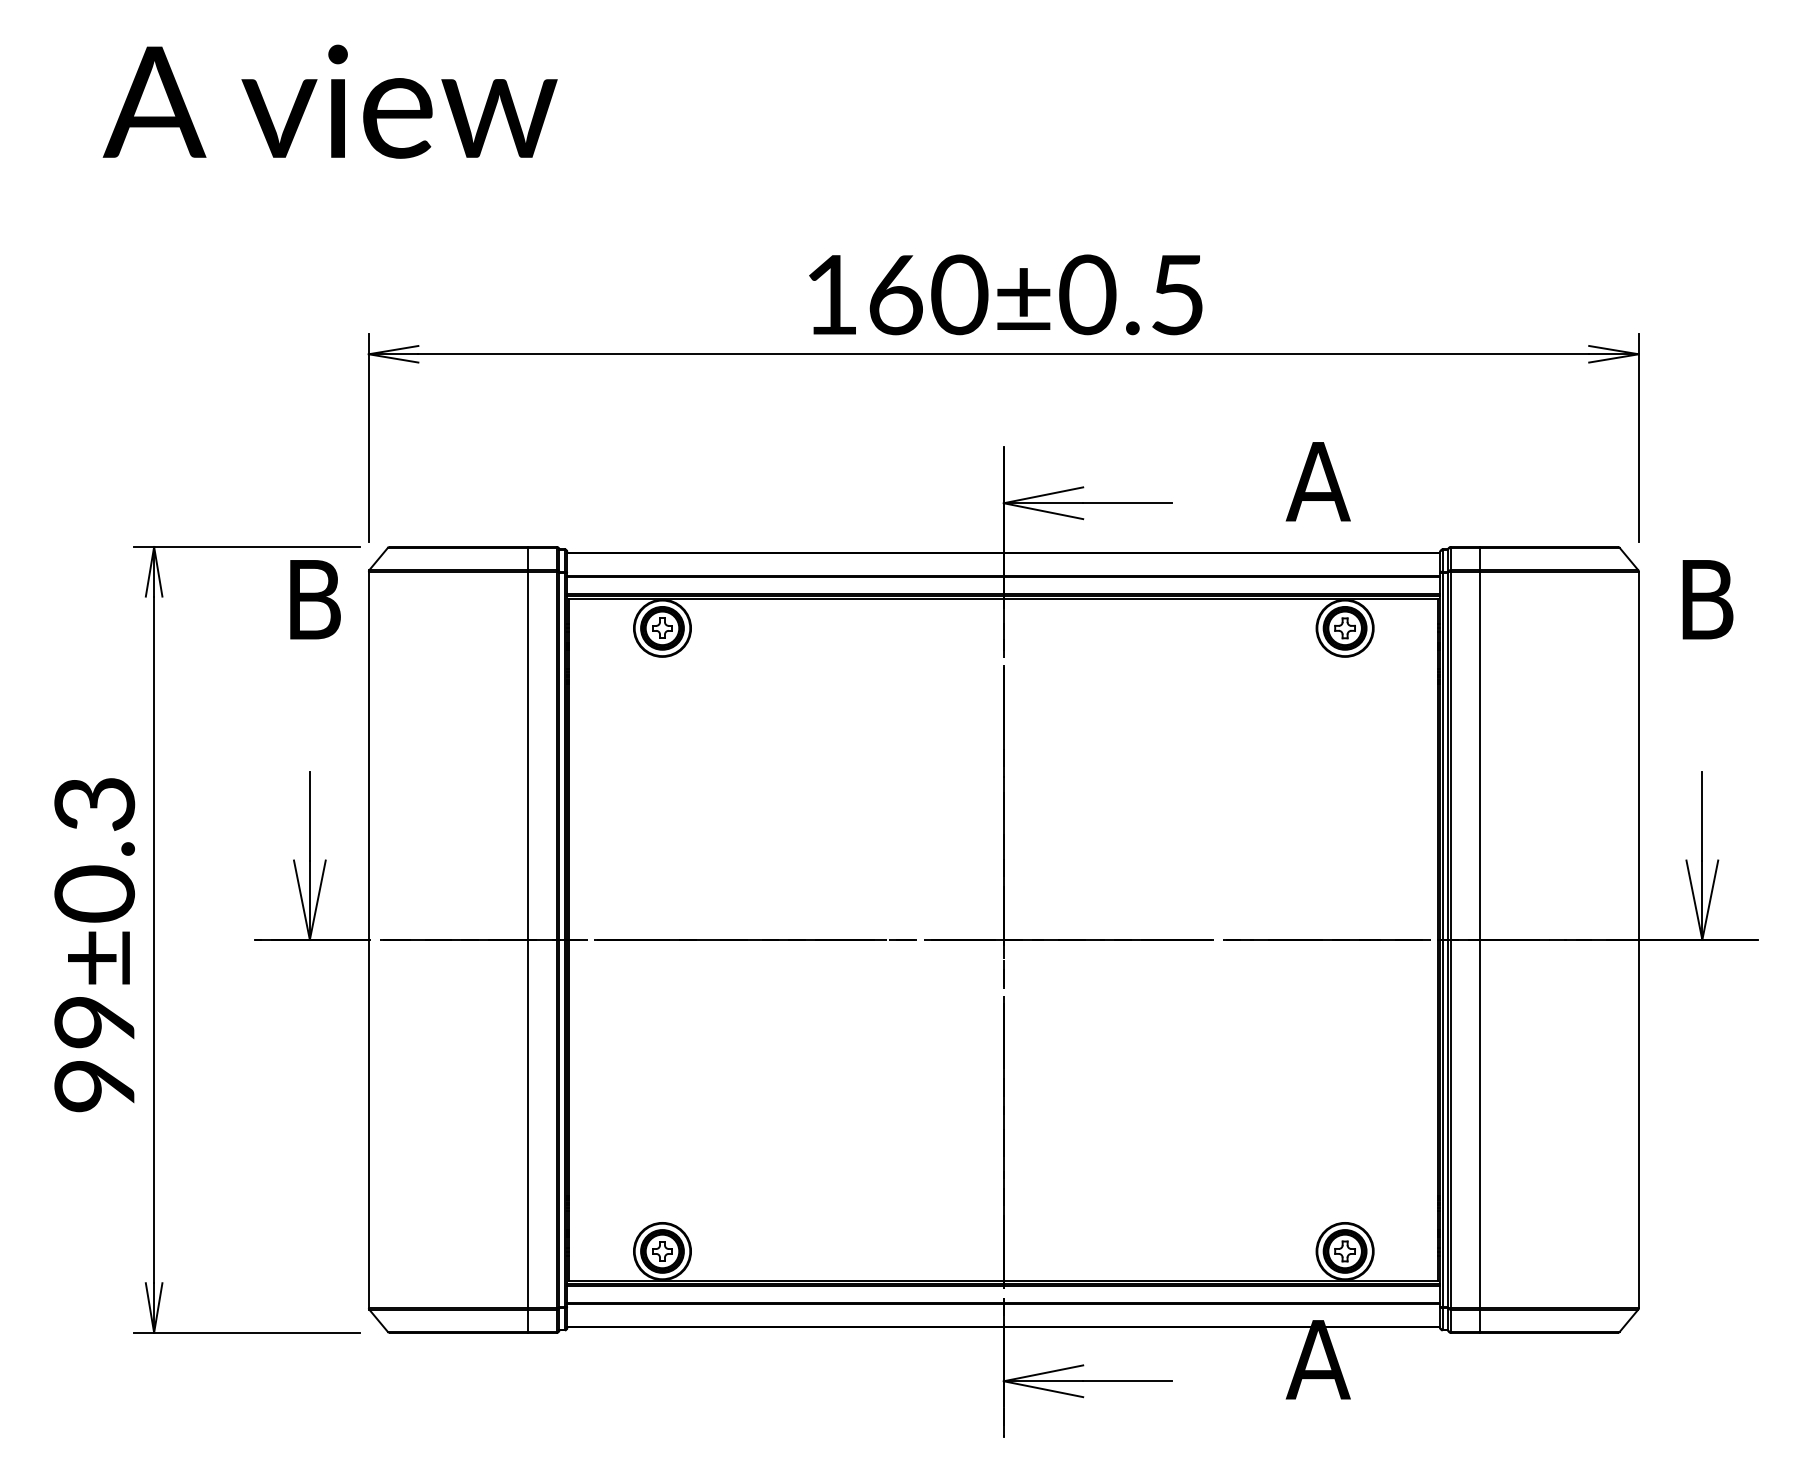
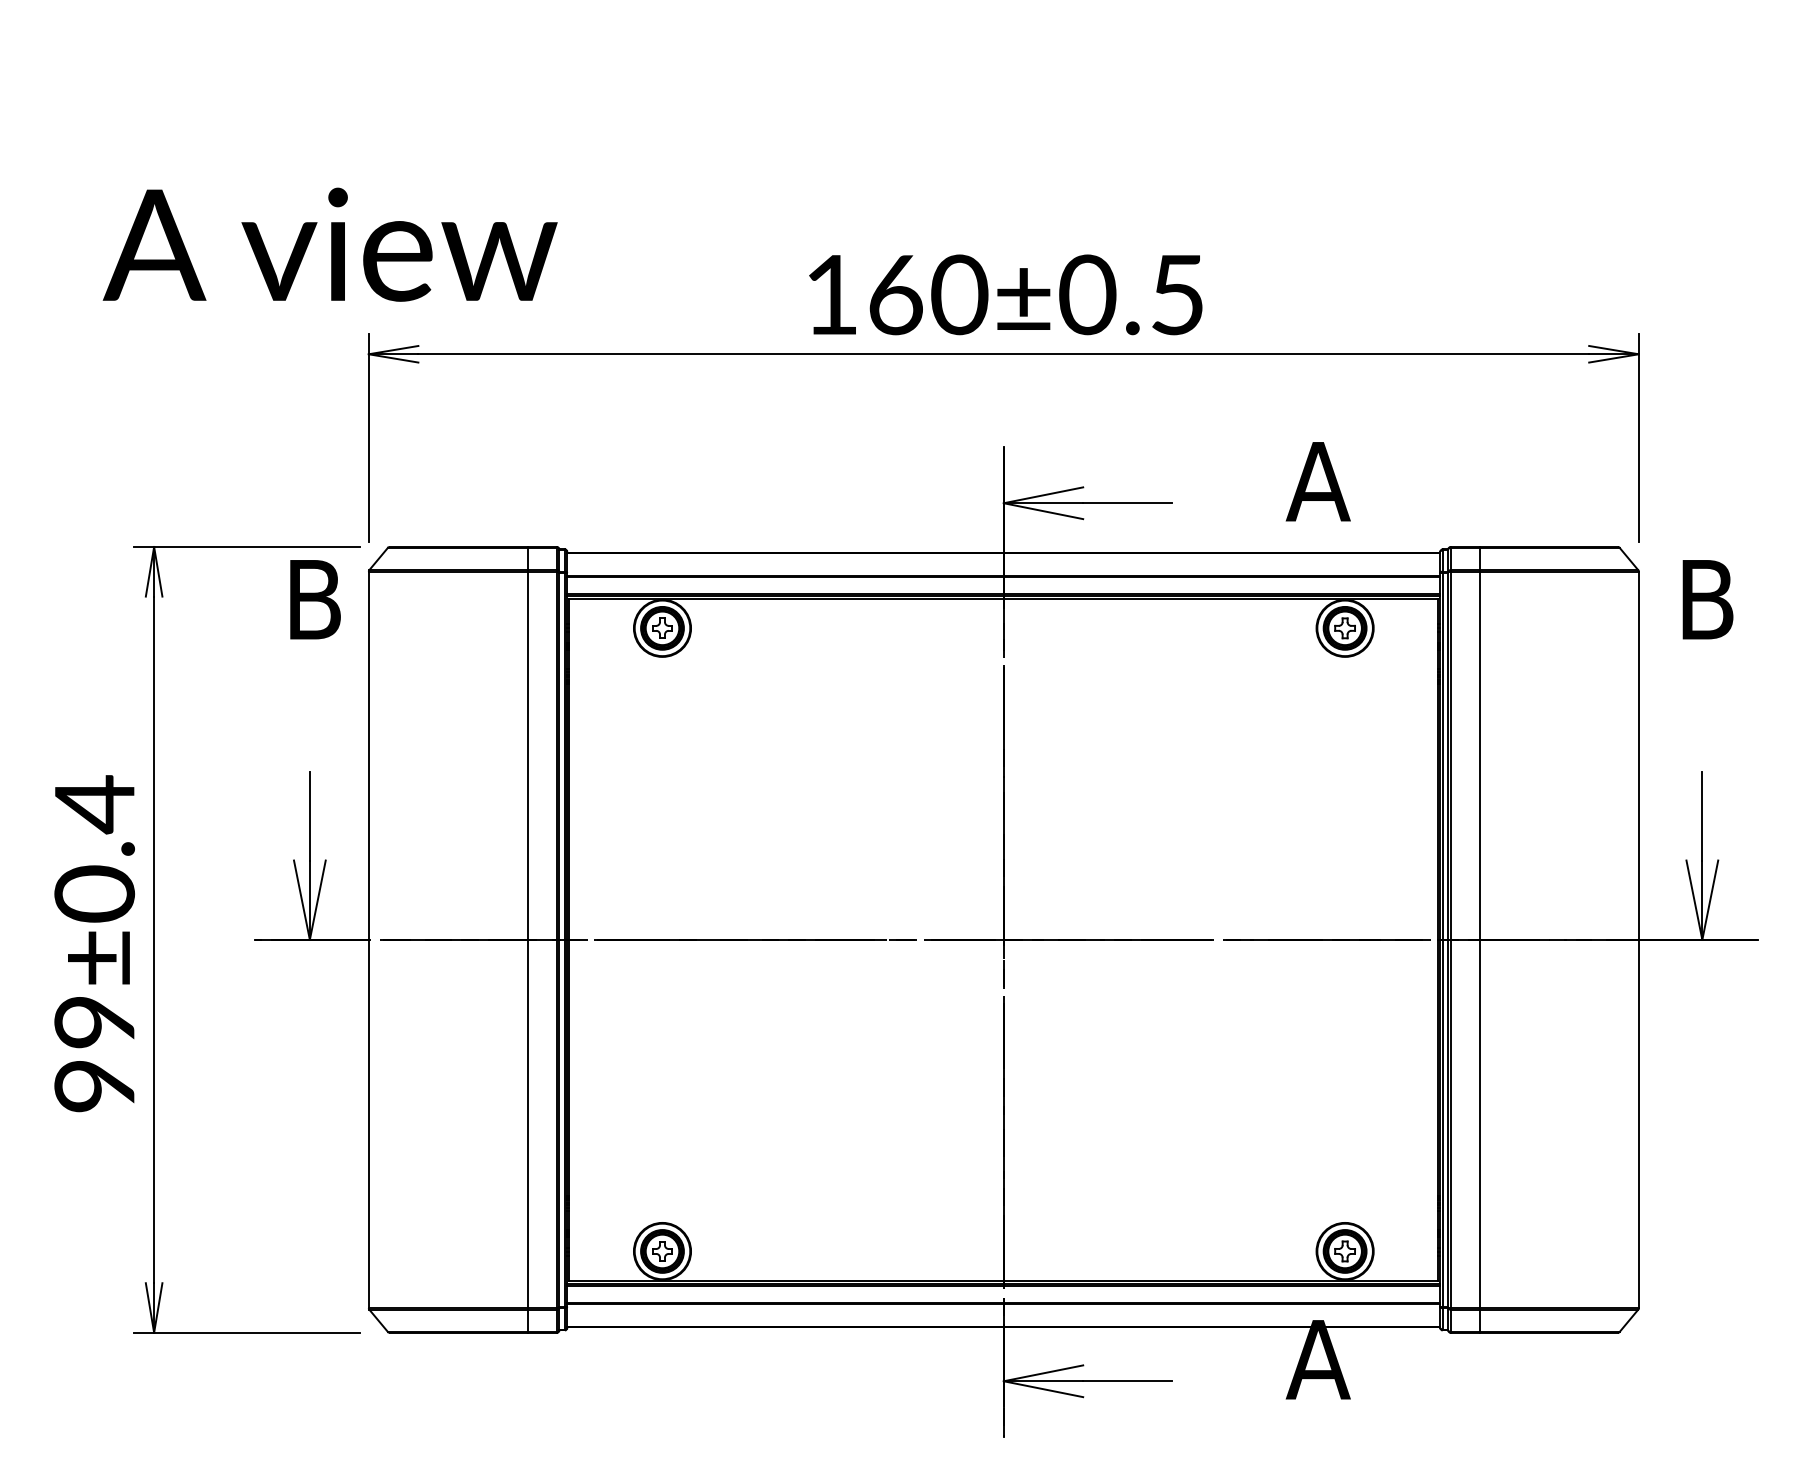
text position: (329, 101) -> (329, 244) (329, 244)
text: 99±0.3 -> 99±0.4 (94, 804)
